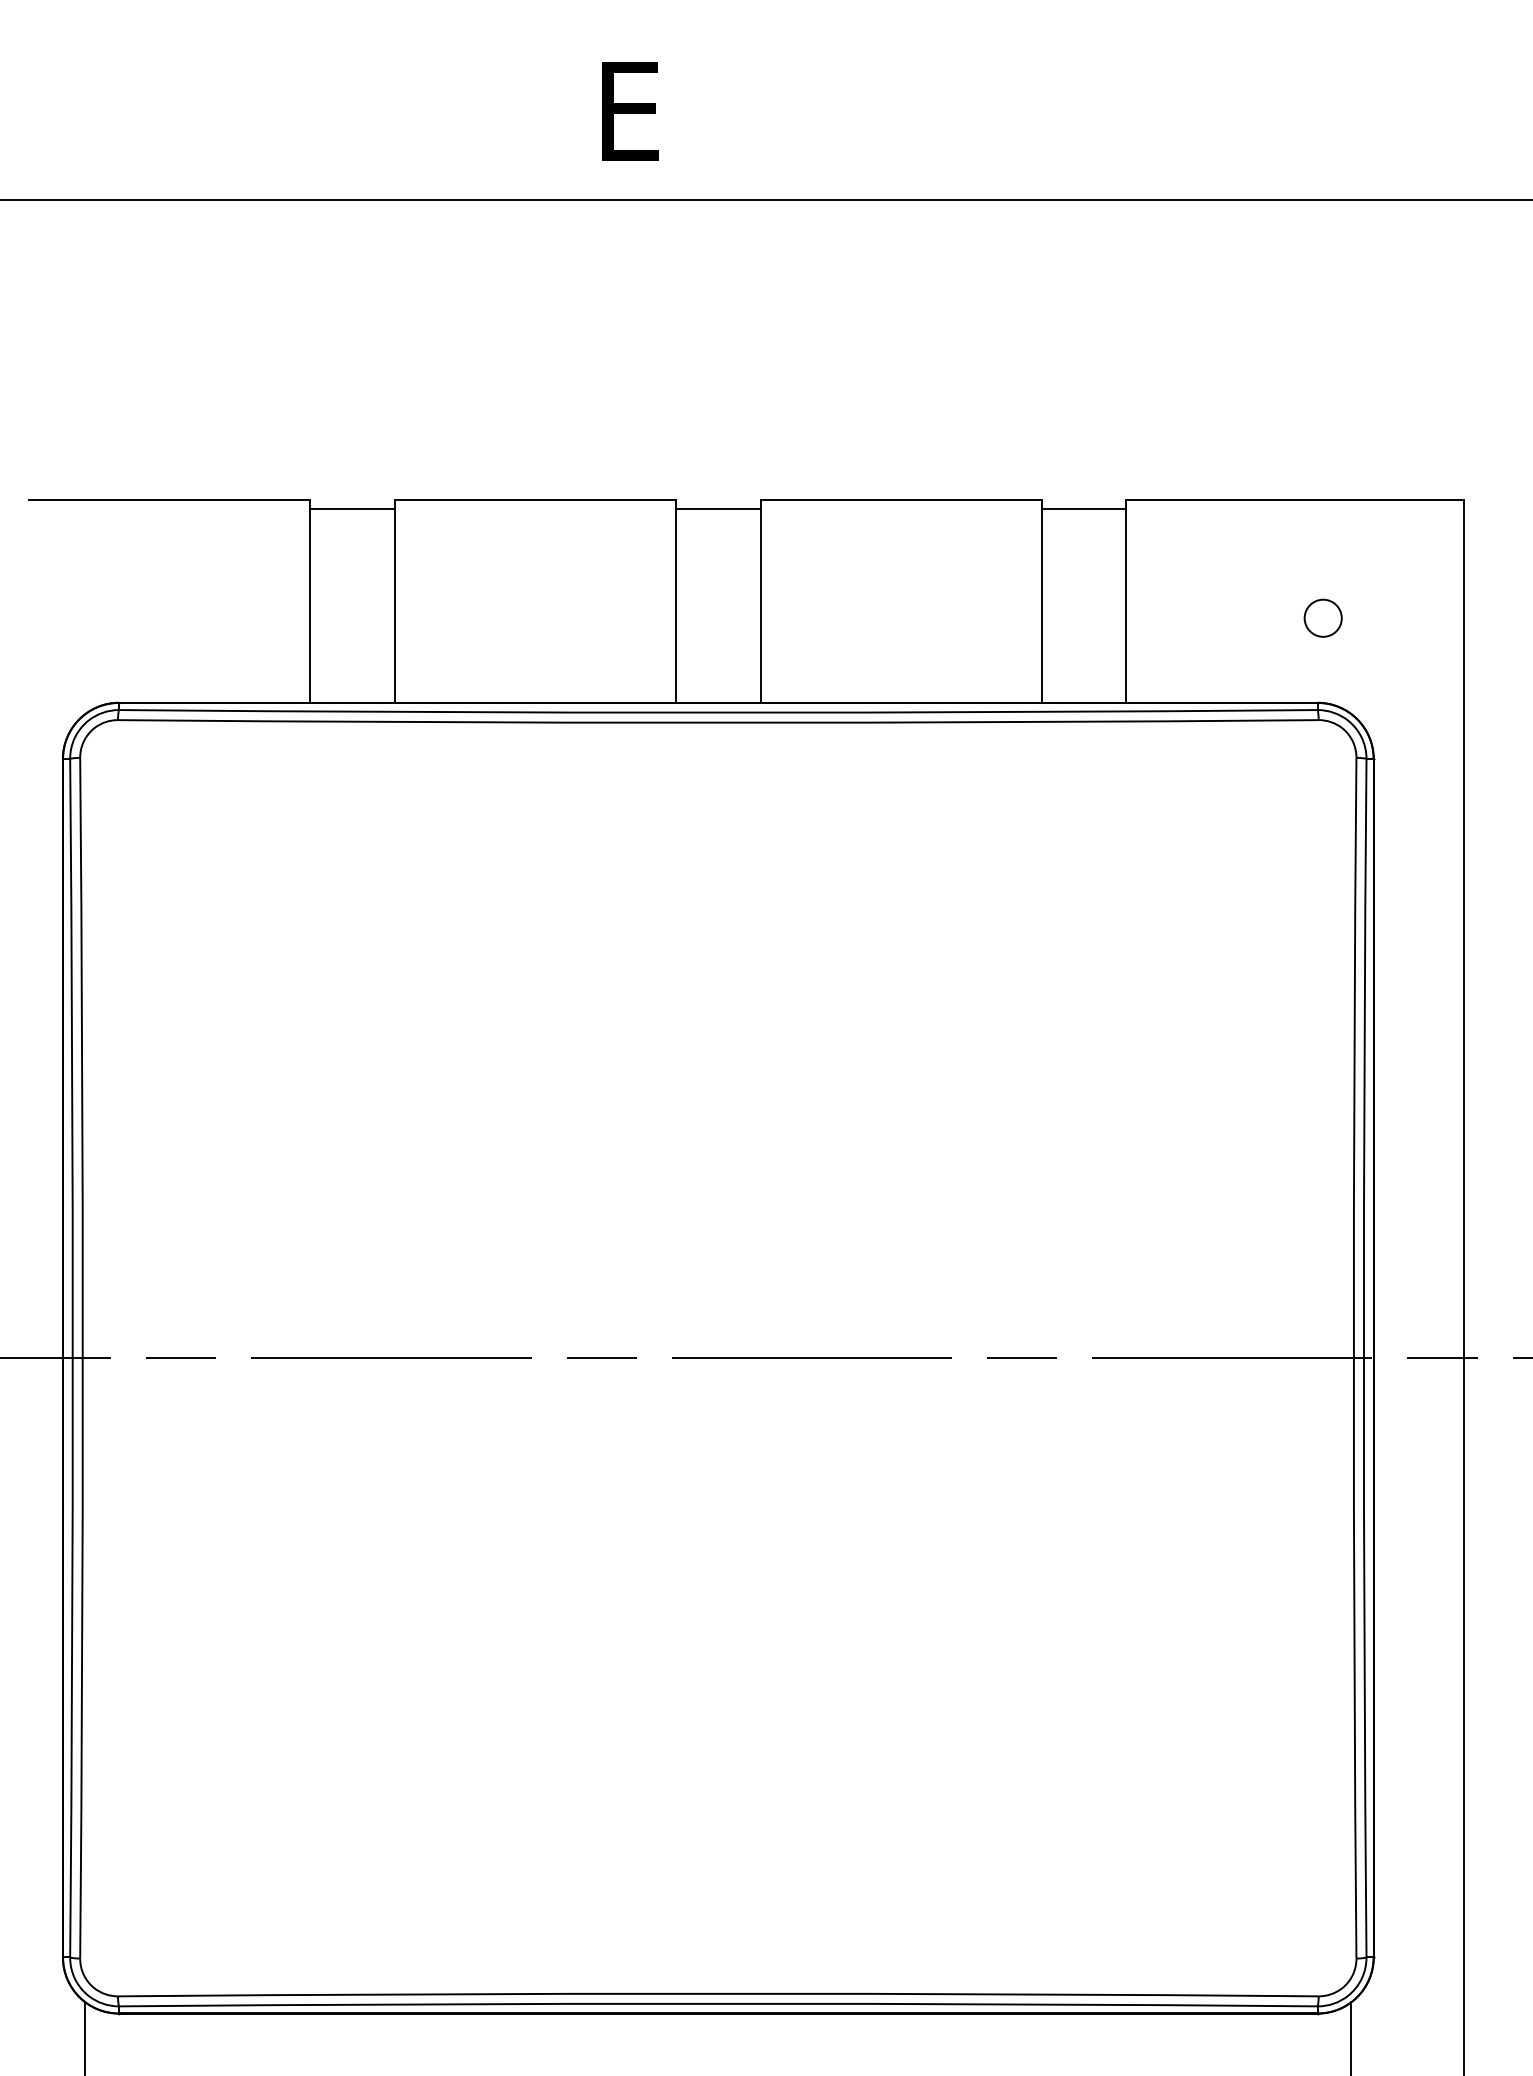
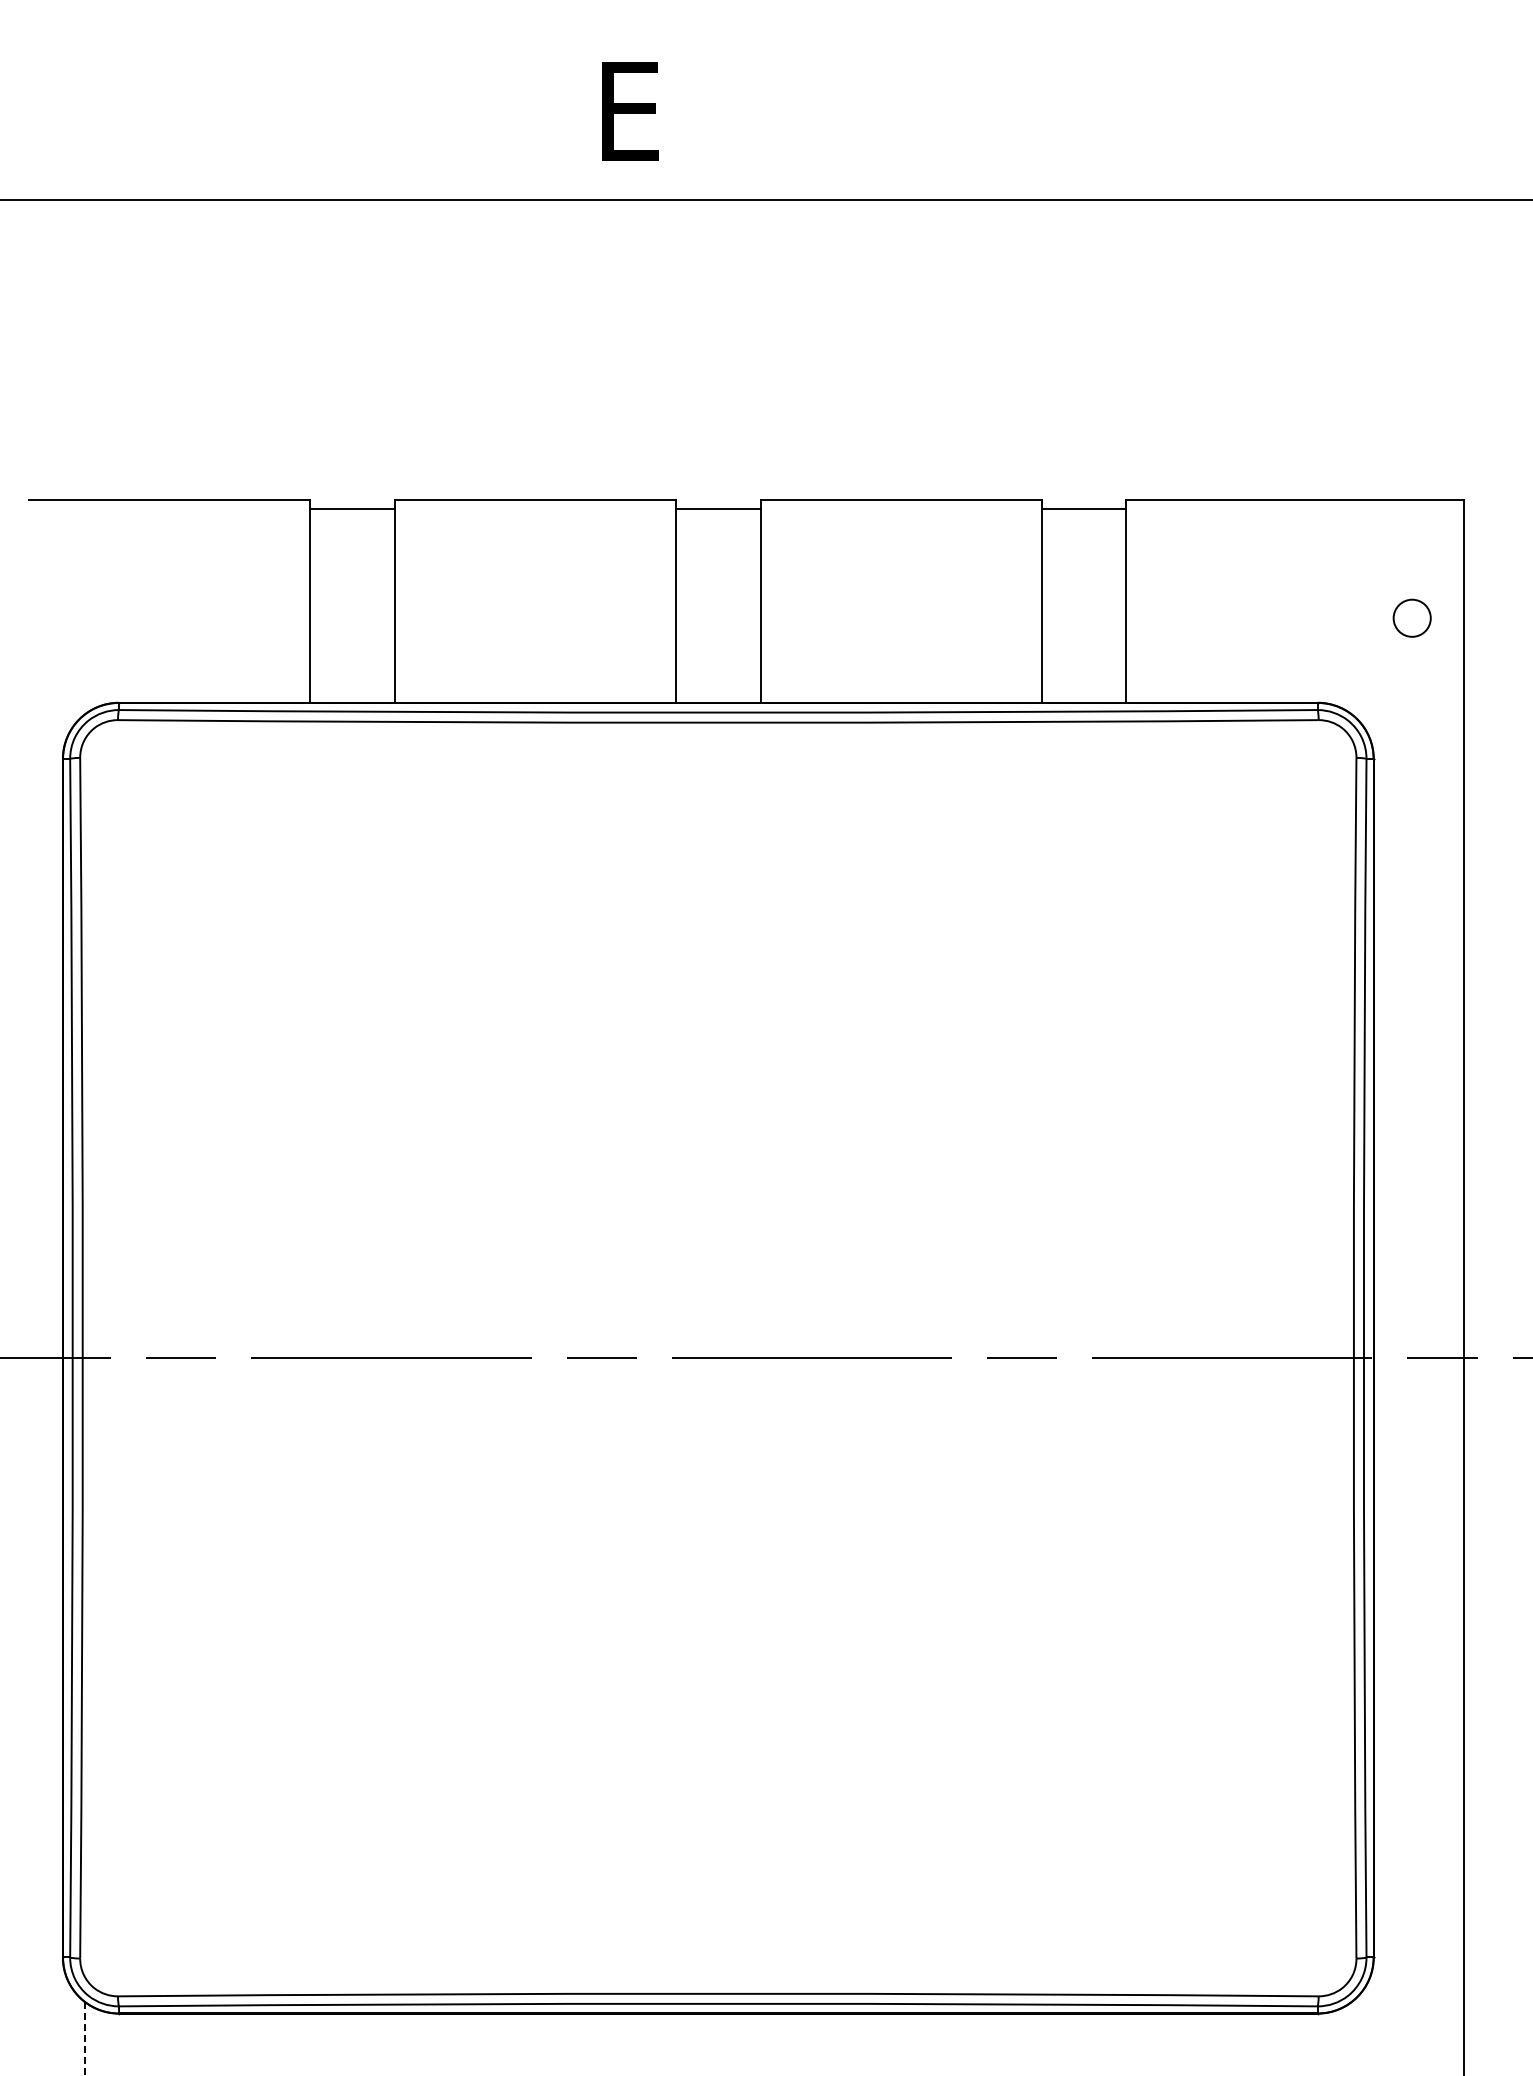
circle position: (1322, 617) -> (1411, 617) (1411, 617)
line: present -> none (1351, 2037)
line: solid -> dashed (85, 2039)
